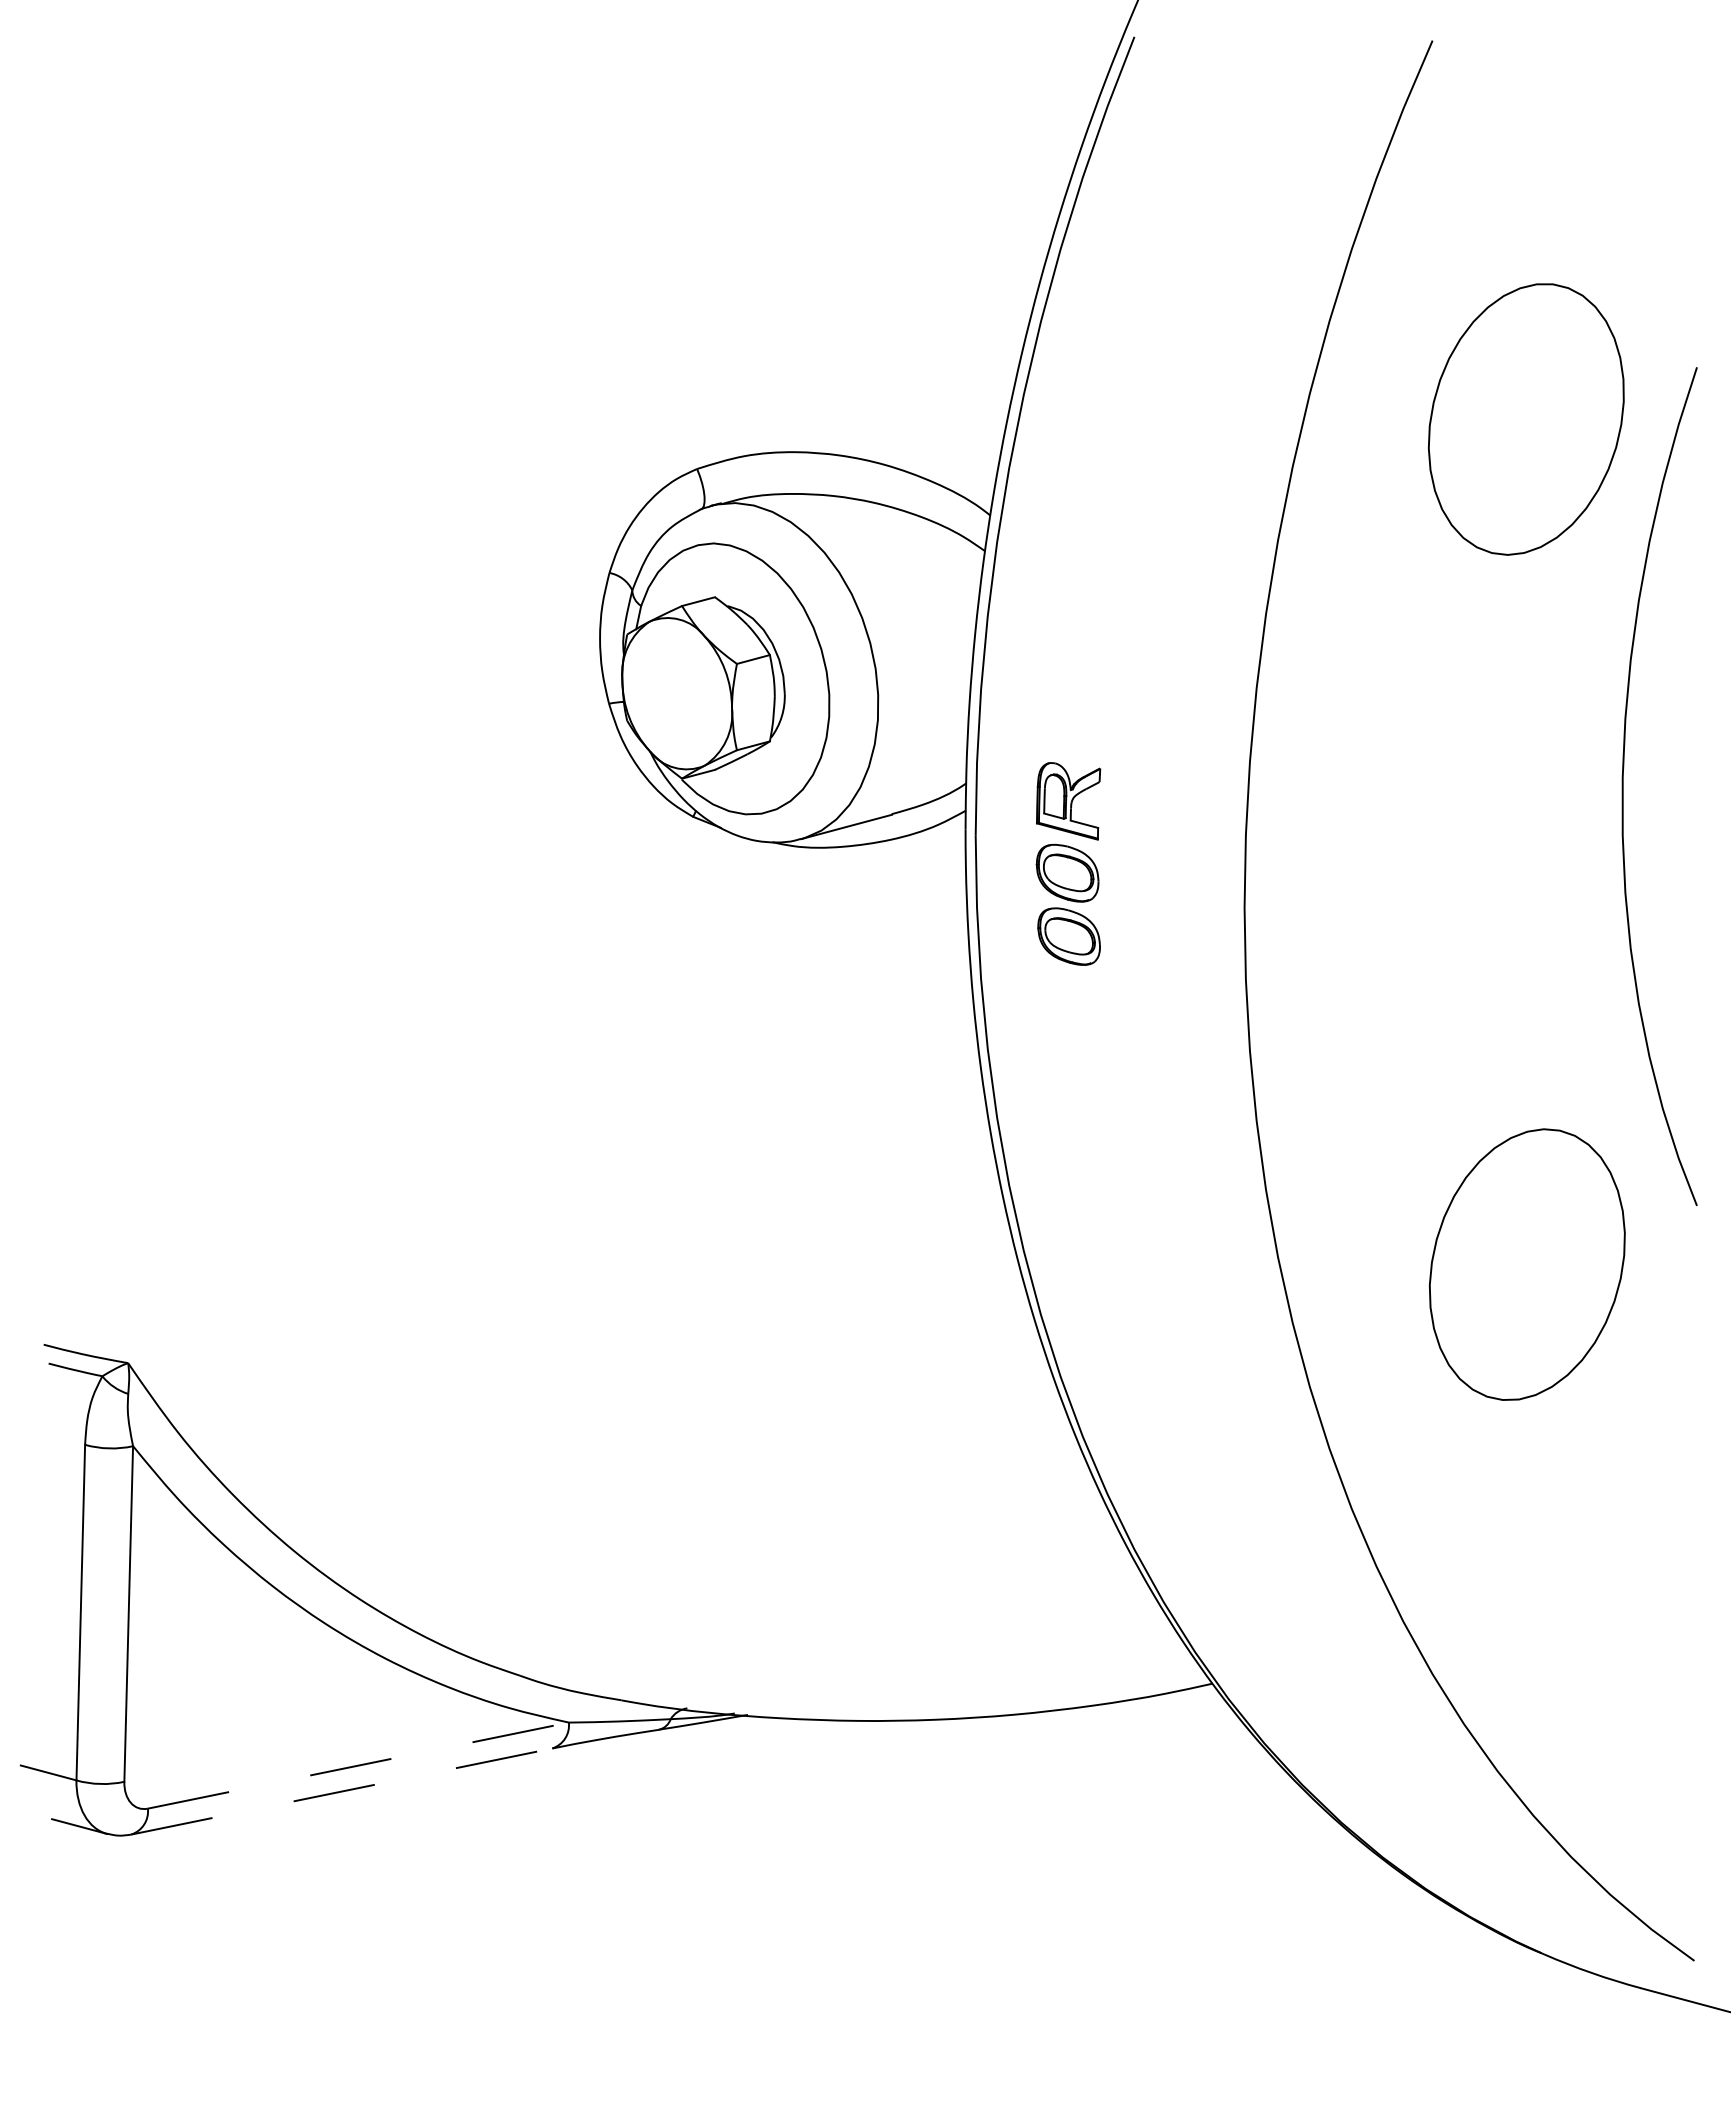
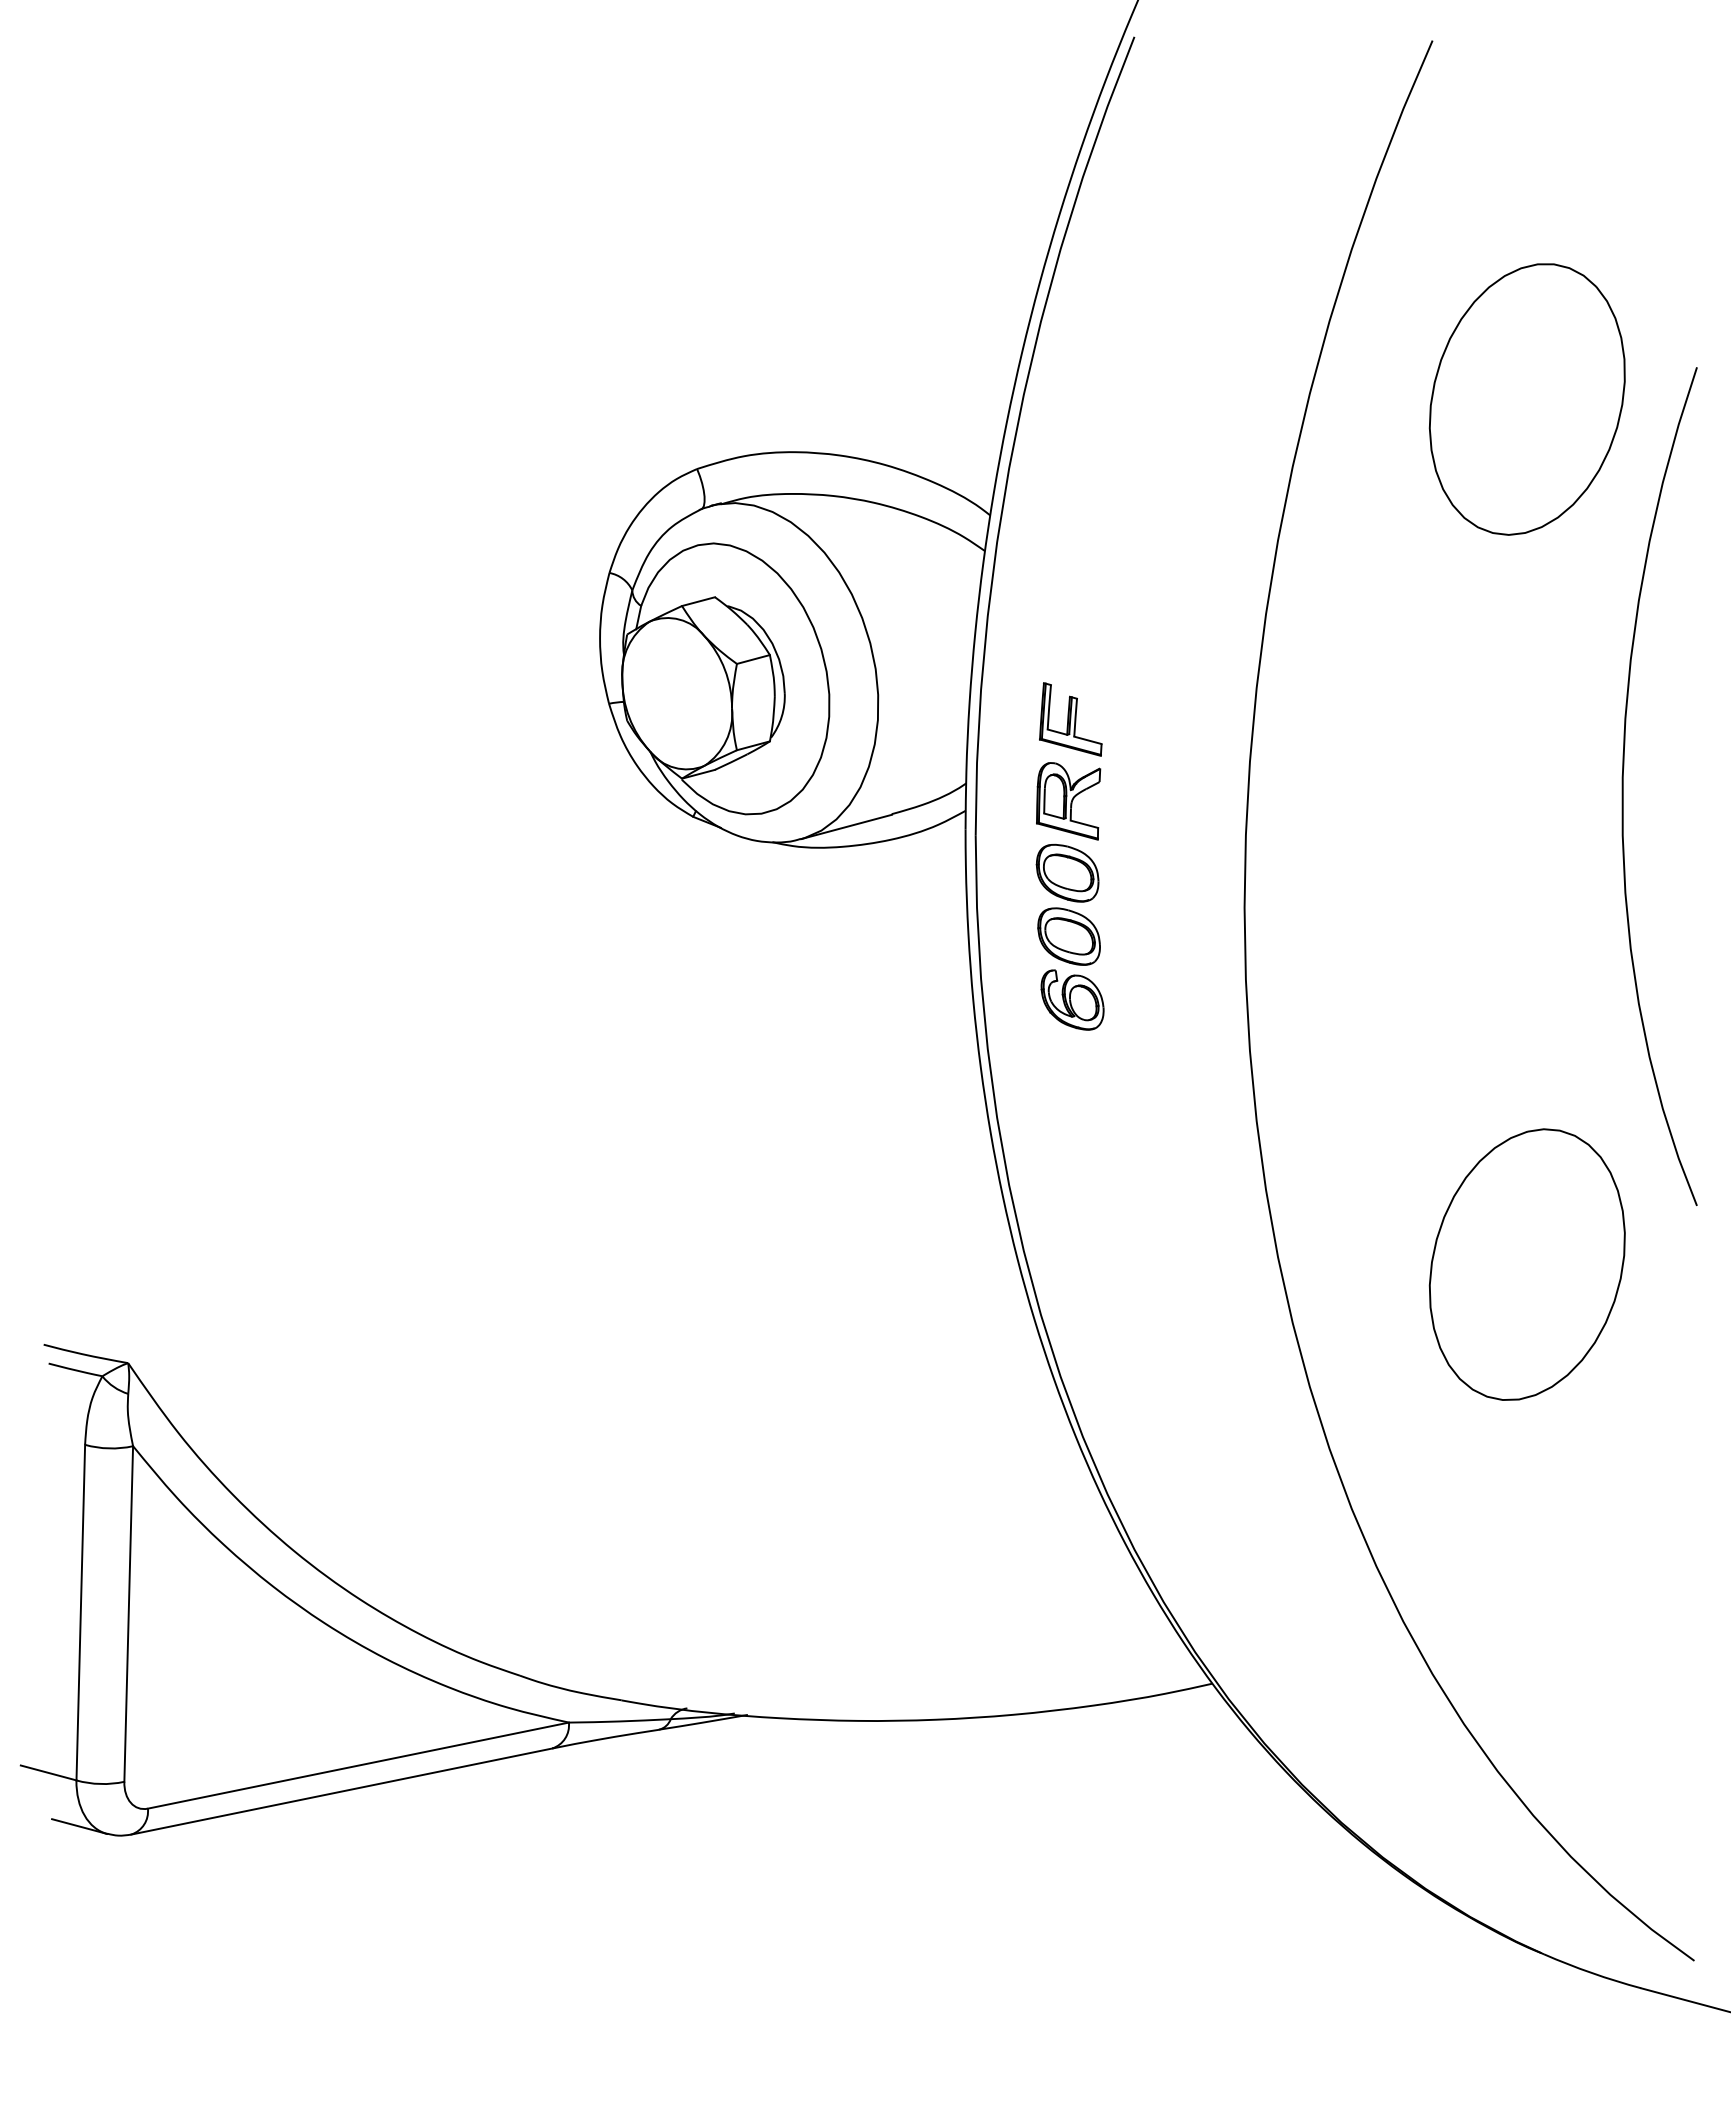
part position: (1525, 419) -> (1526, 399) (1526, 399)
part: none -> present (1070, 719)
part: none -> present (1072, 999)
line: dashed -> solid (358, 1765)
line: dashed -> solid (341, 1791)
